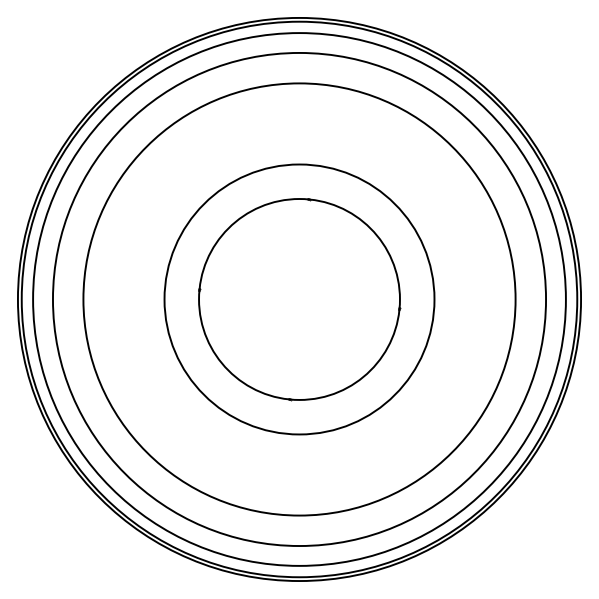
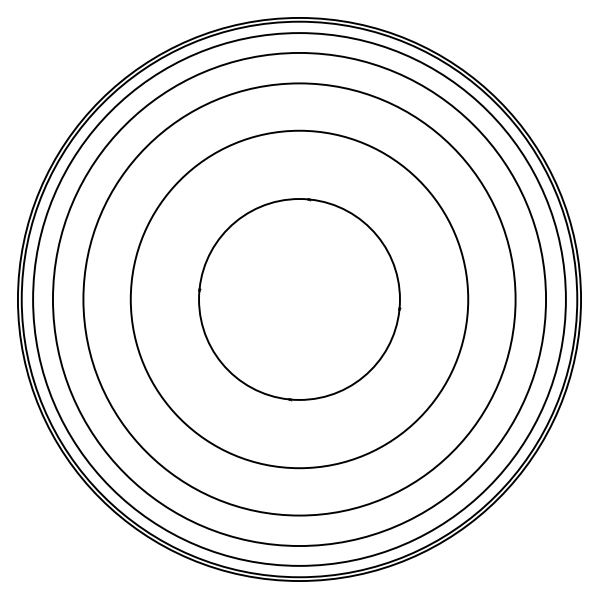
circle diameter: 270 px -> 337 px (299, 299)
